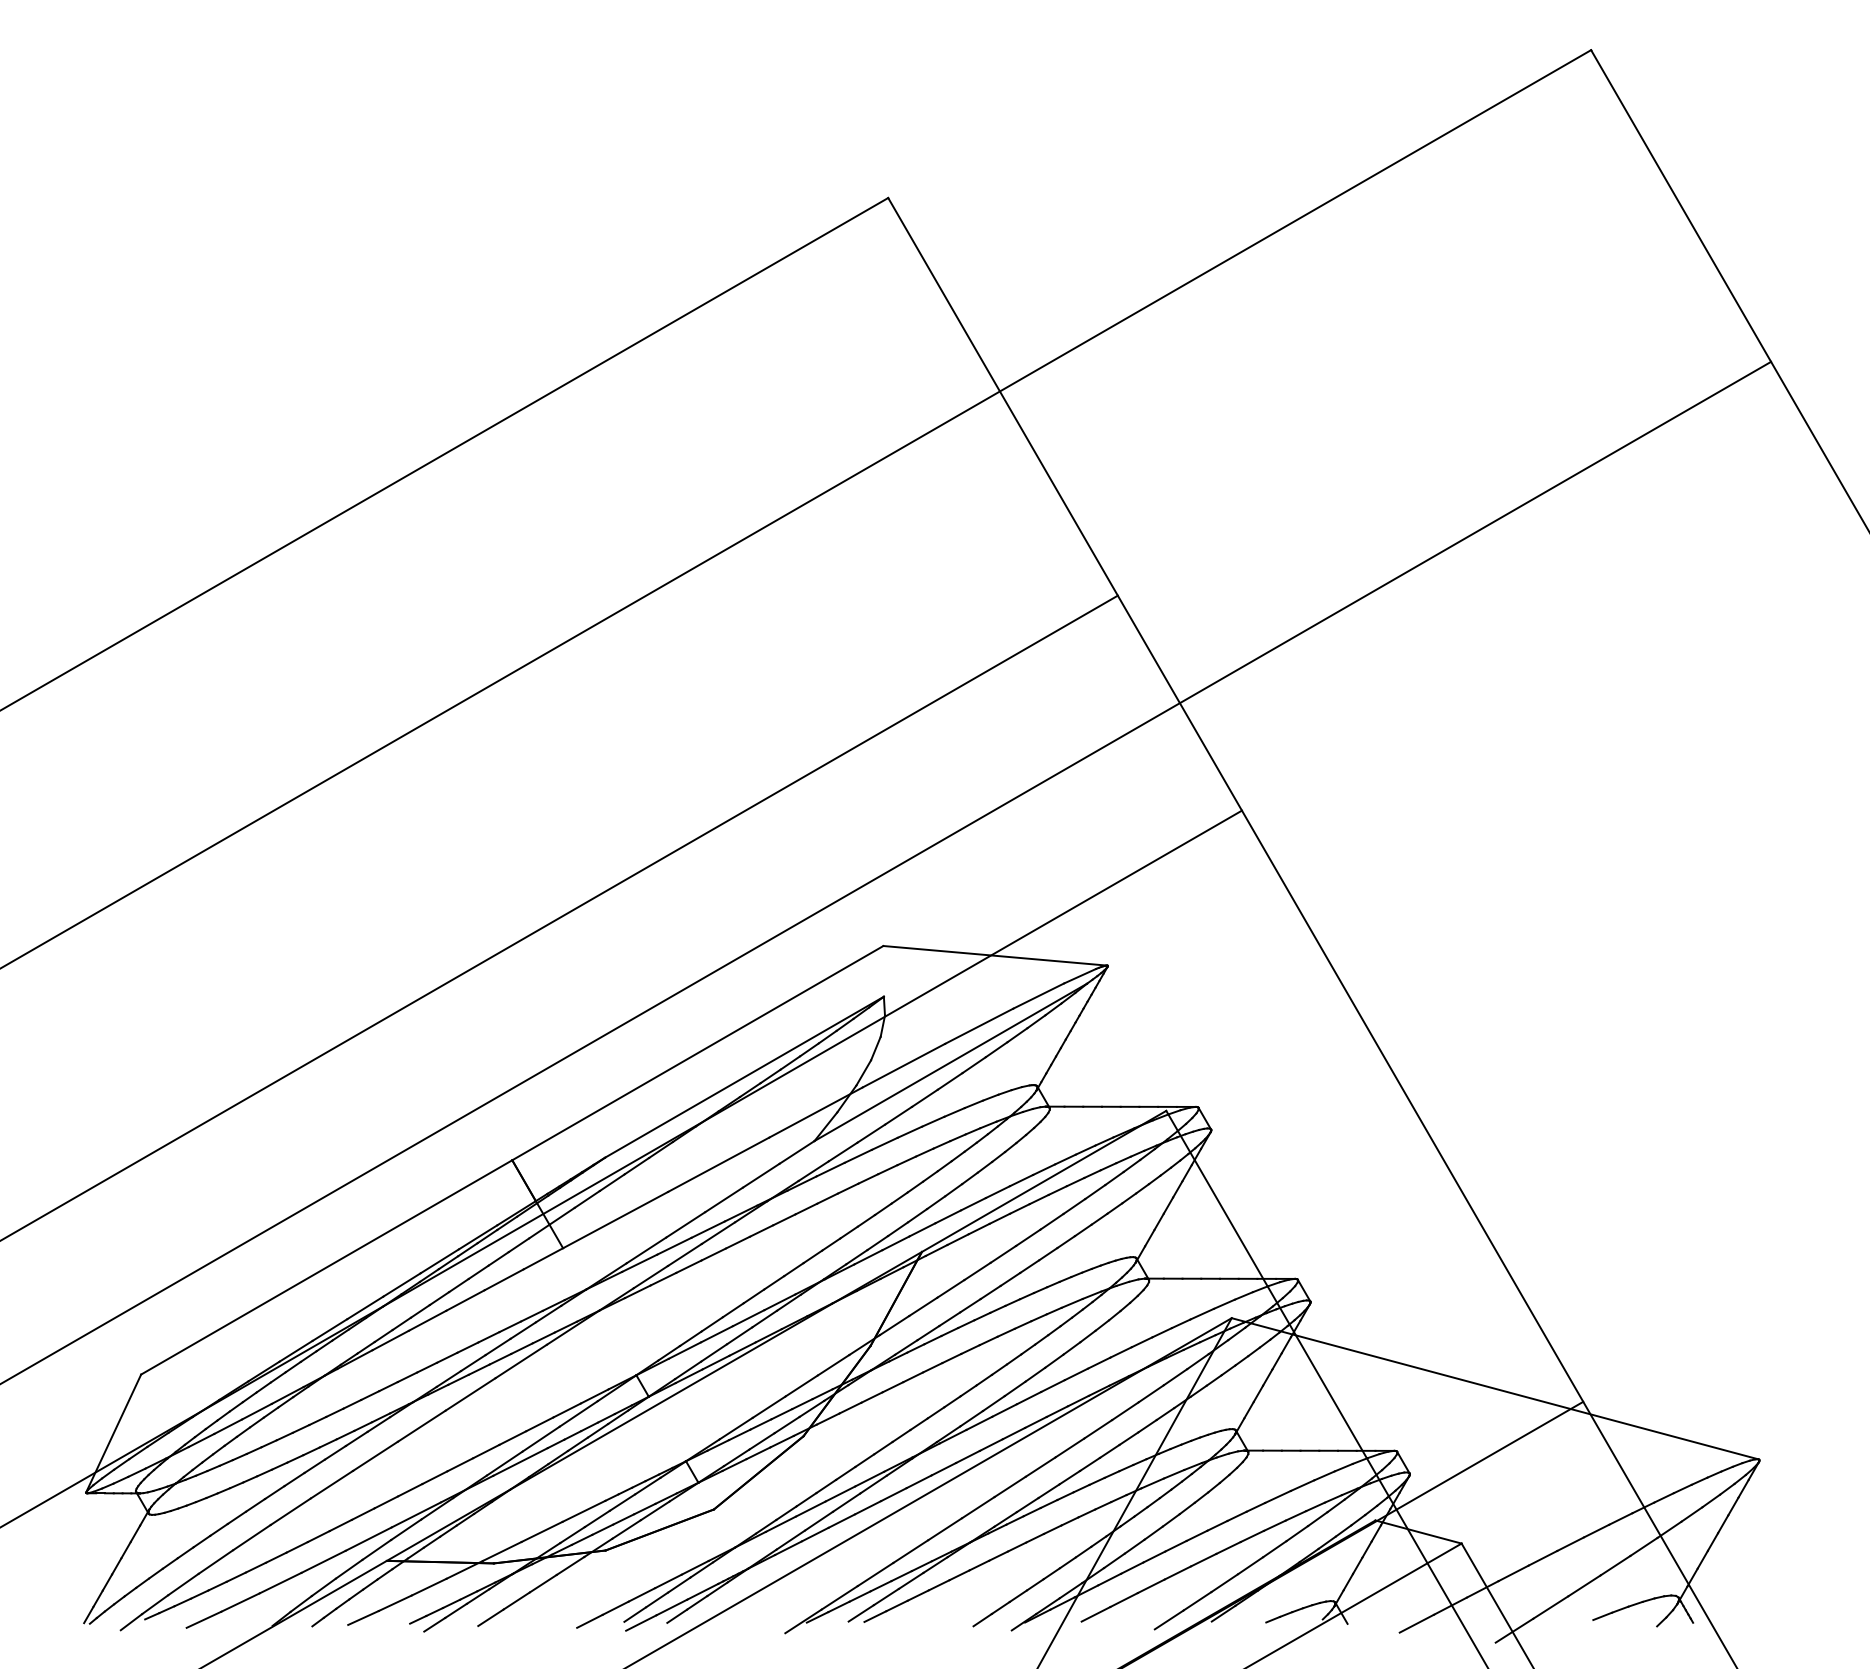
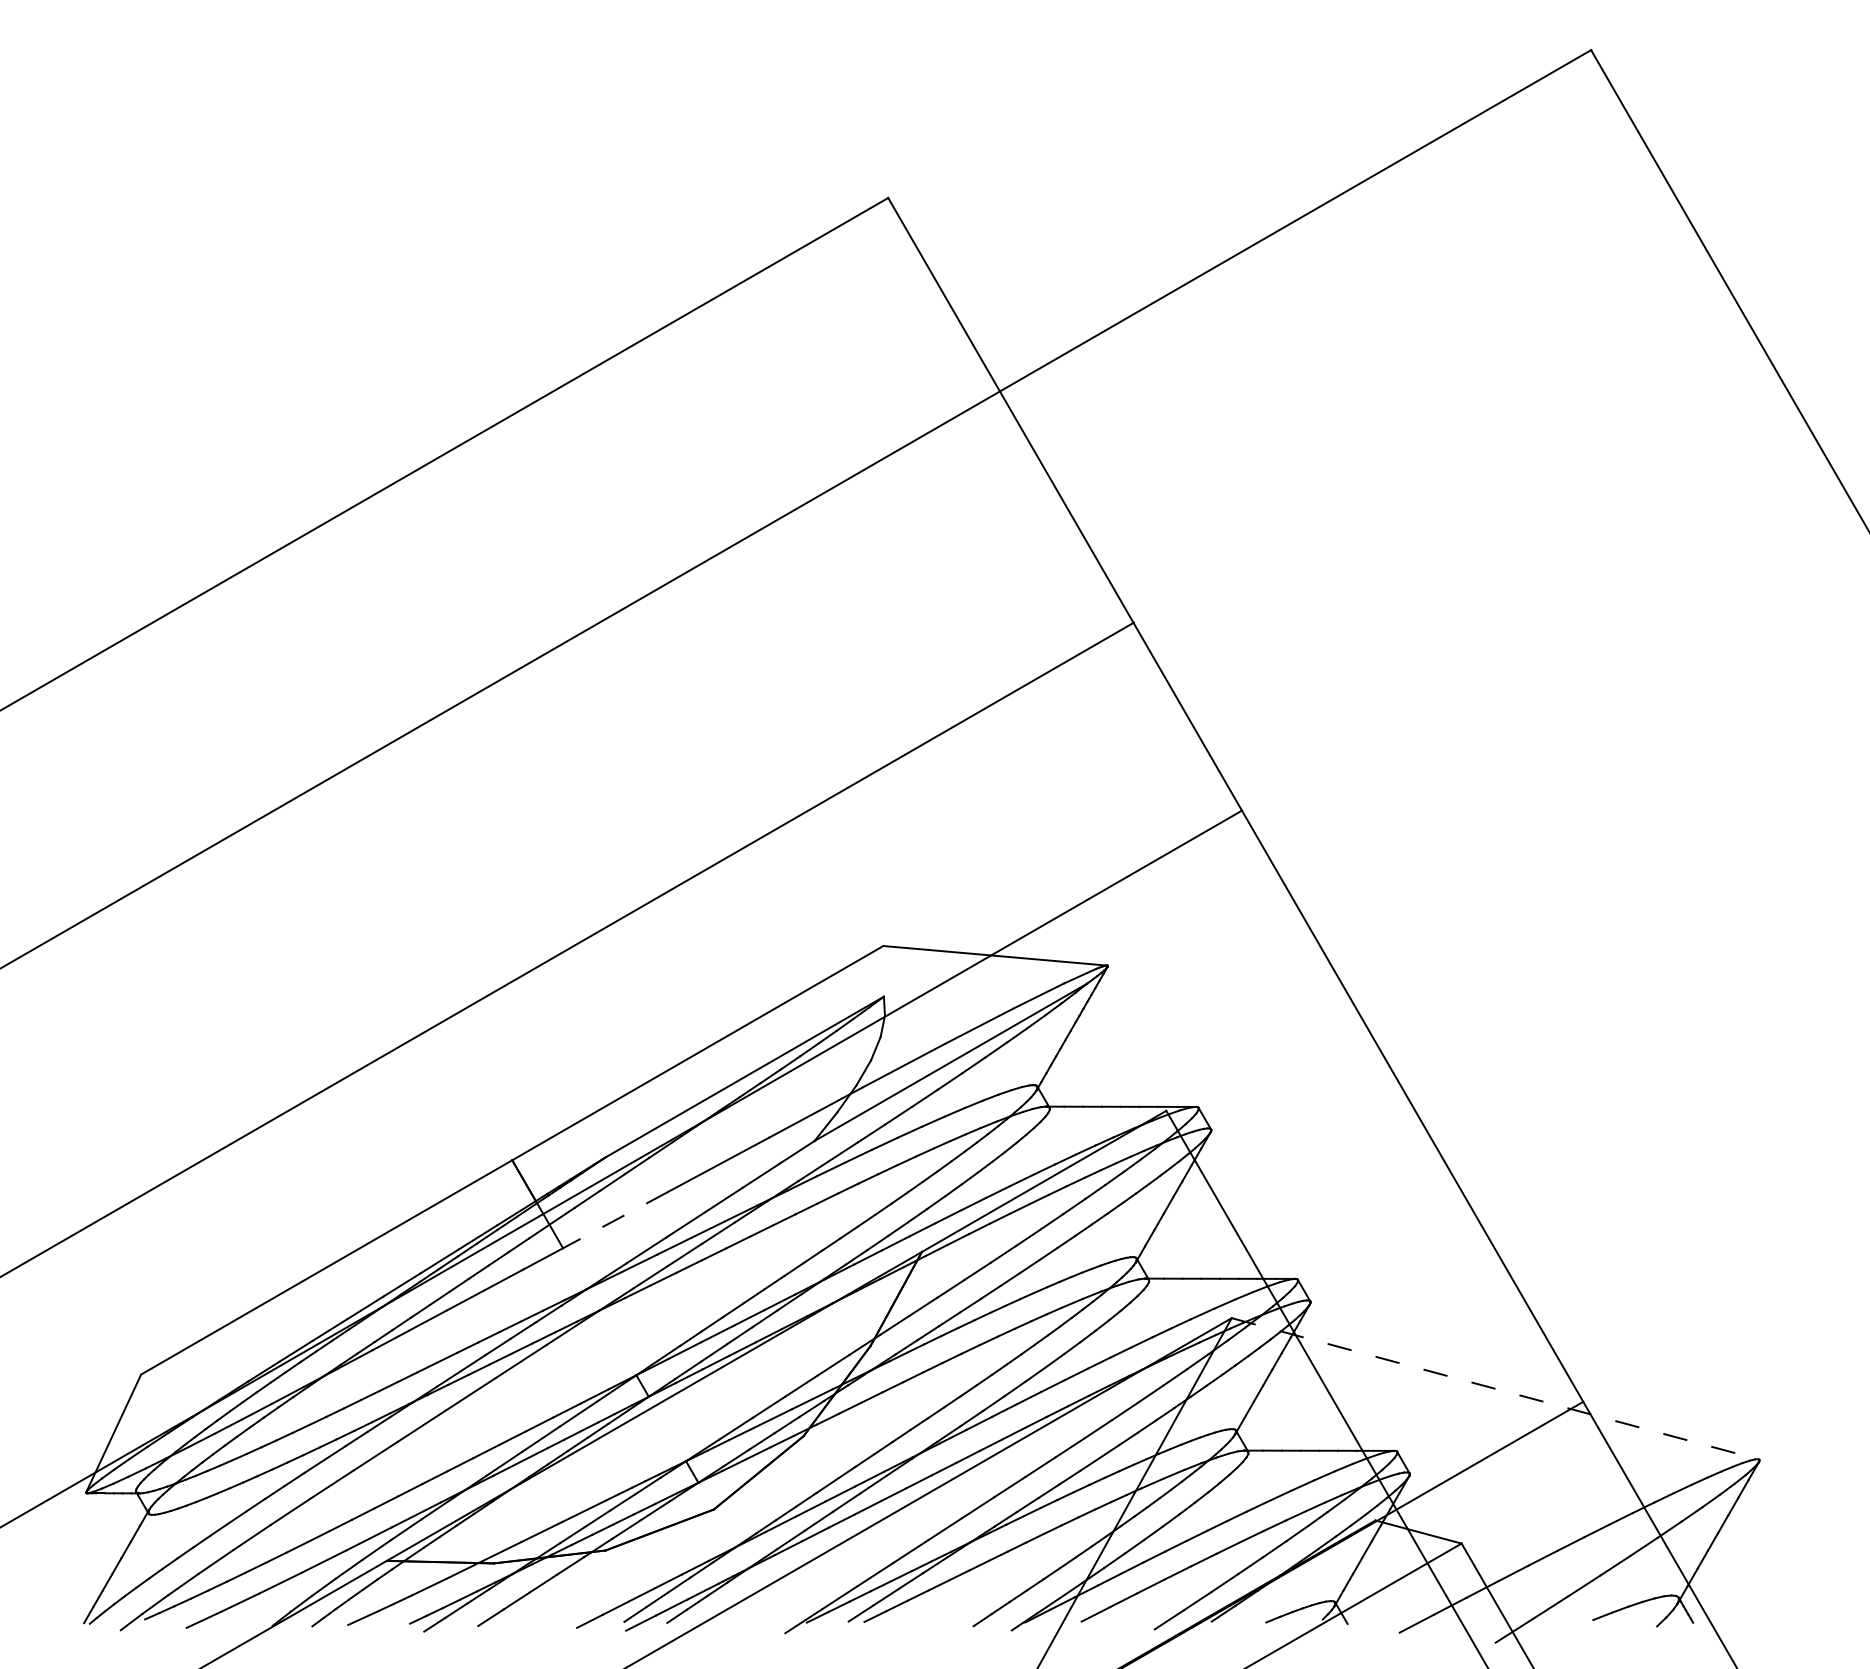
line: present -> none (886, 872)
line position: (559, 917) -> (567, 948) (567, 948)
line: solid -> dashed (615, 1220)
line: solid -> dashed (1495, 1388)
